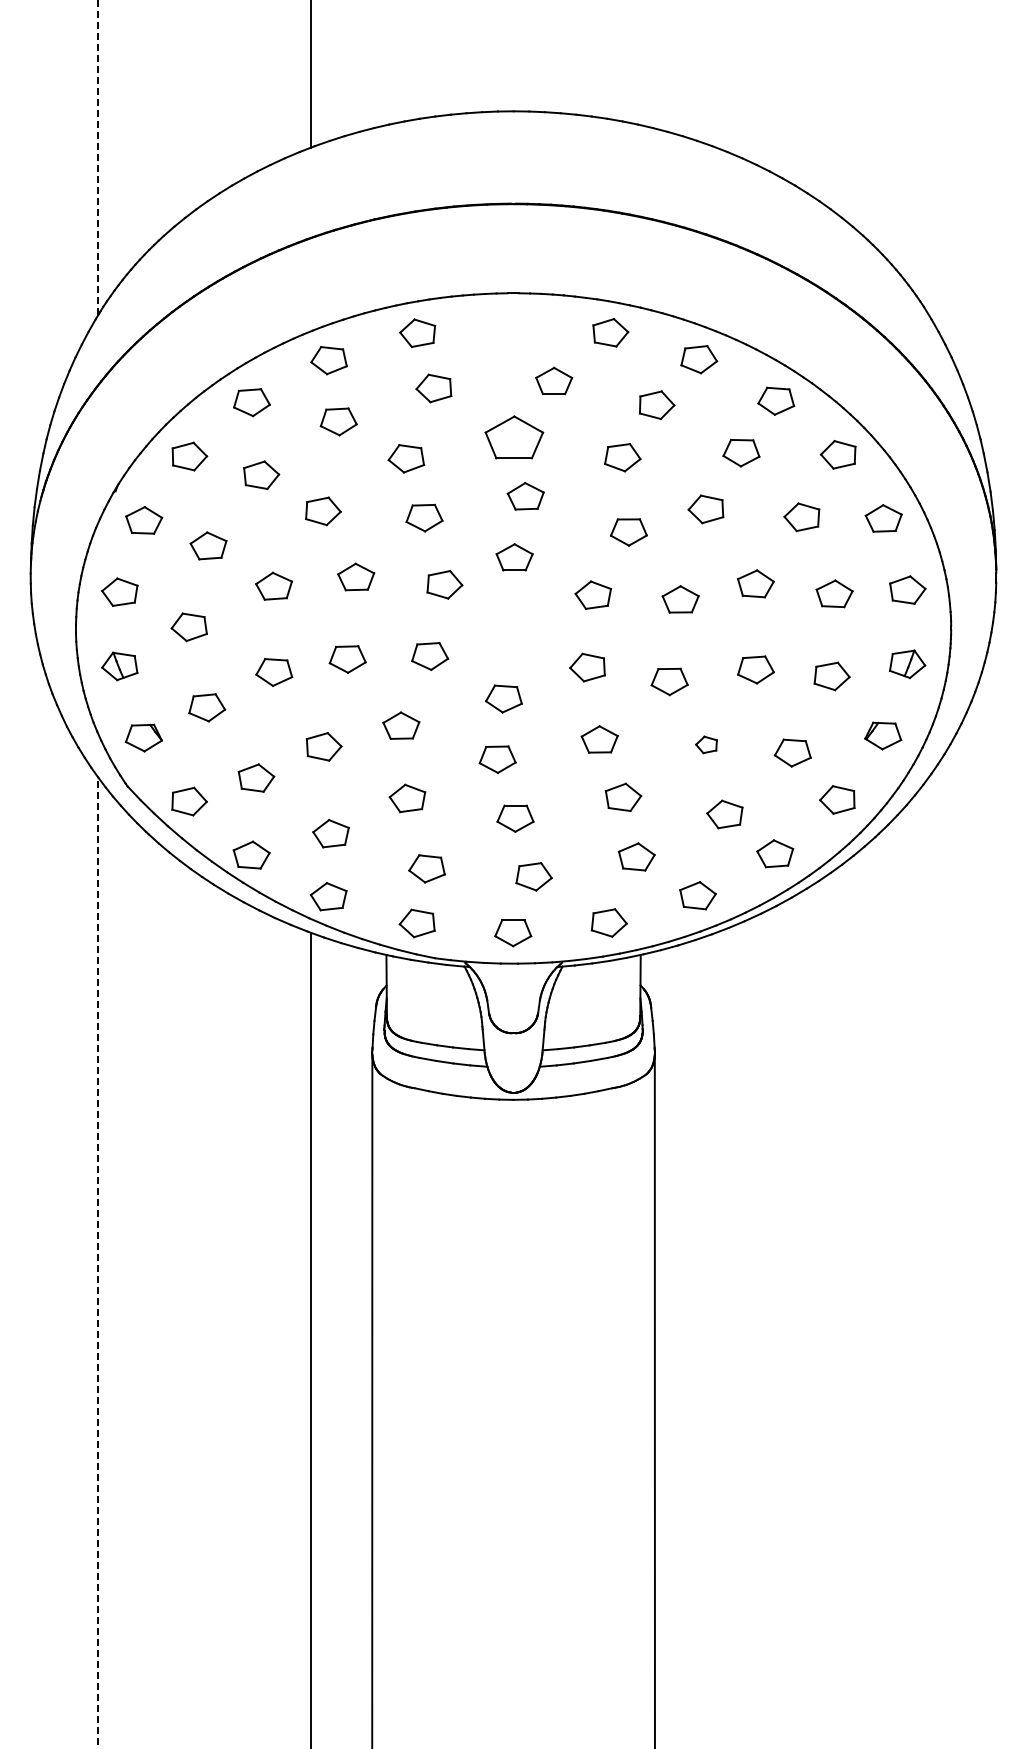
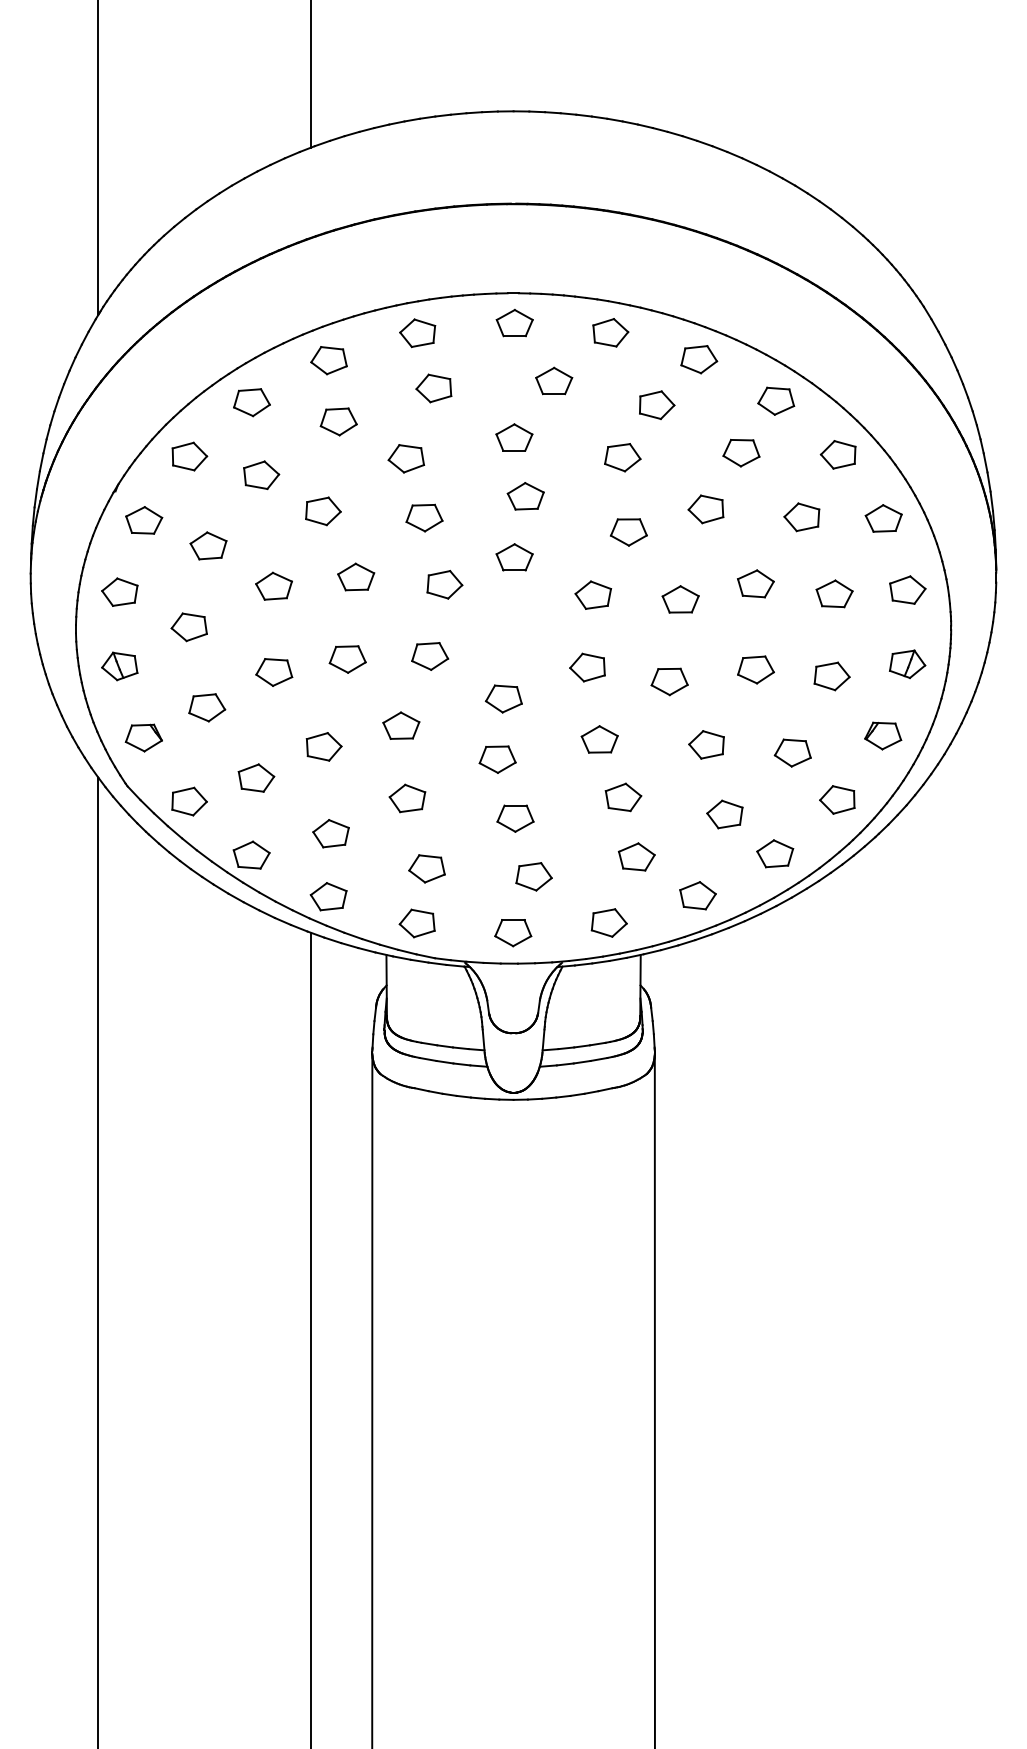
line: dashed -> solid (98, 157)
part: none -> present (514, 322)
part size: 61x45 px -> 39x29 px (514, 437)
part size: 23x20 px -> 37x30 px (706, 744)
line: dashed -> solid (98, 1262)
